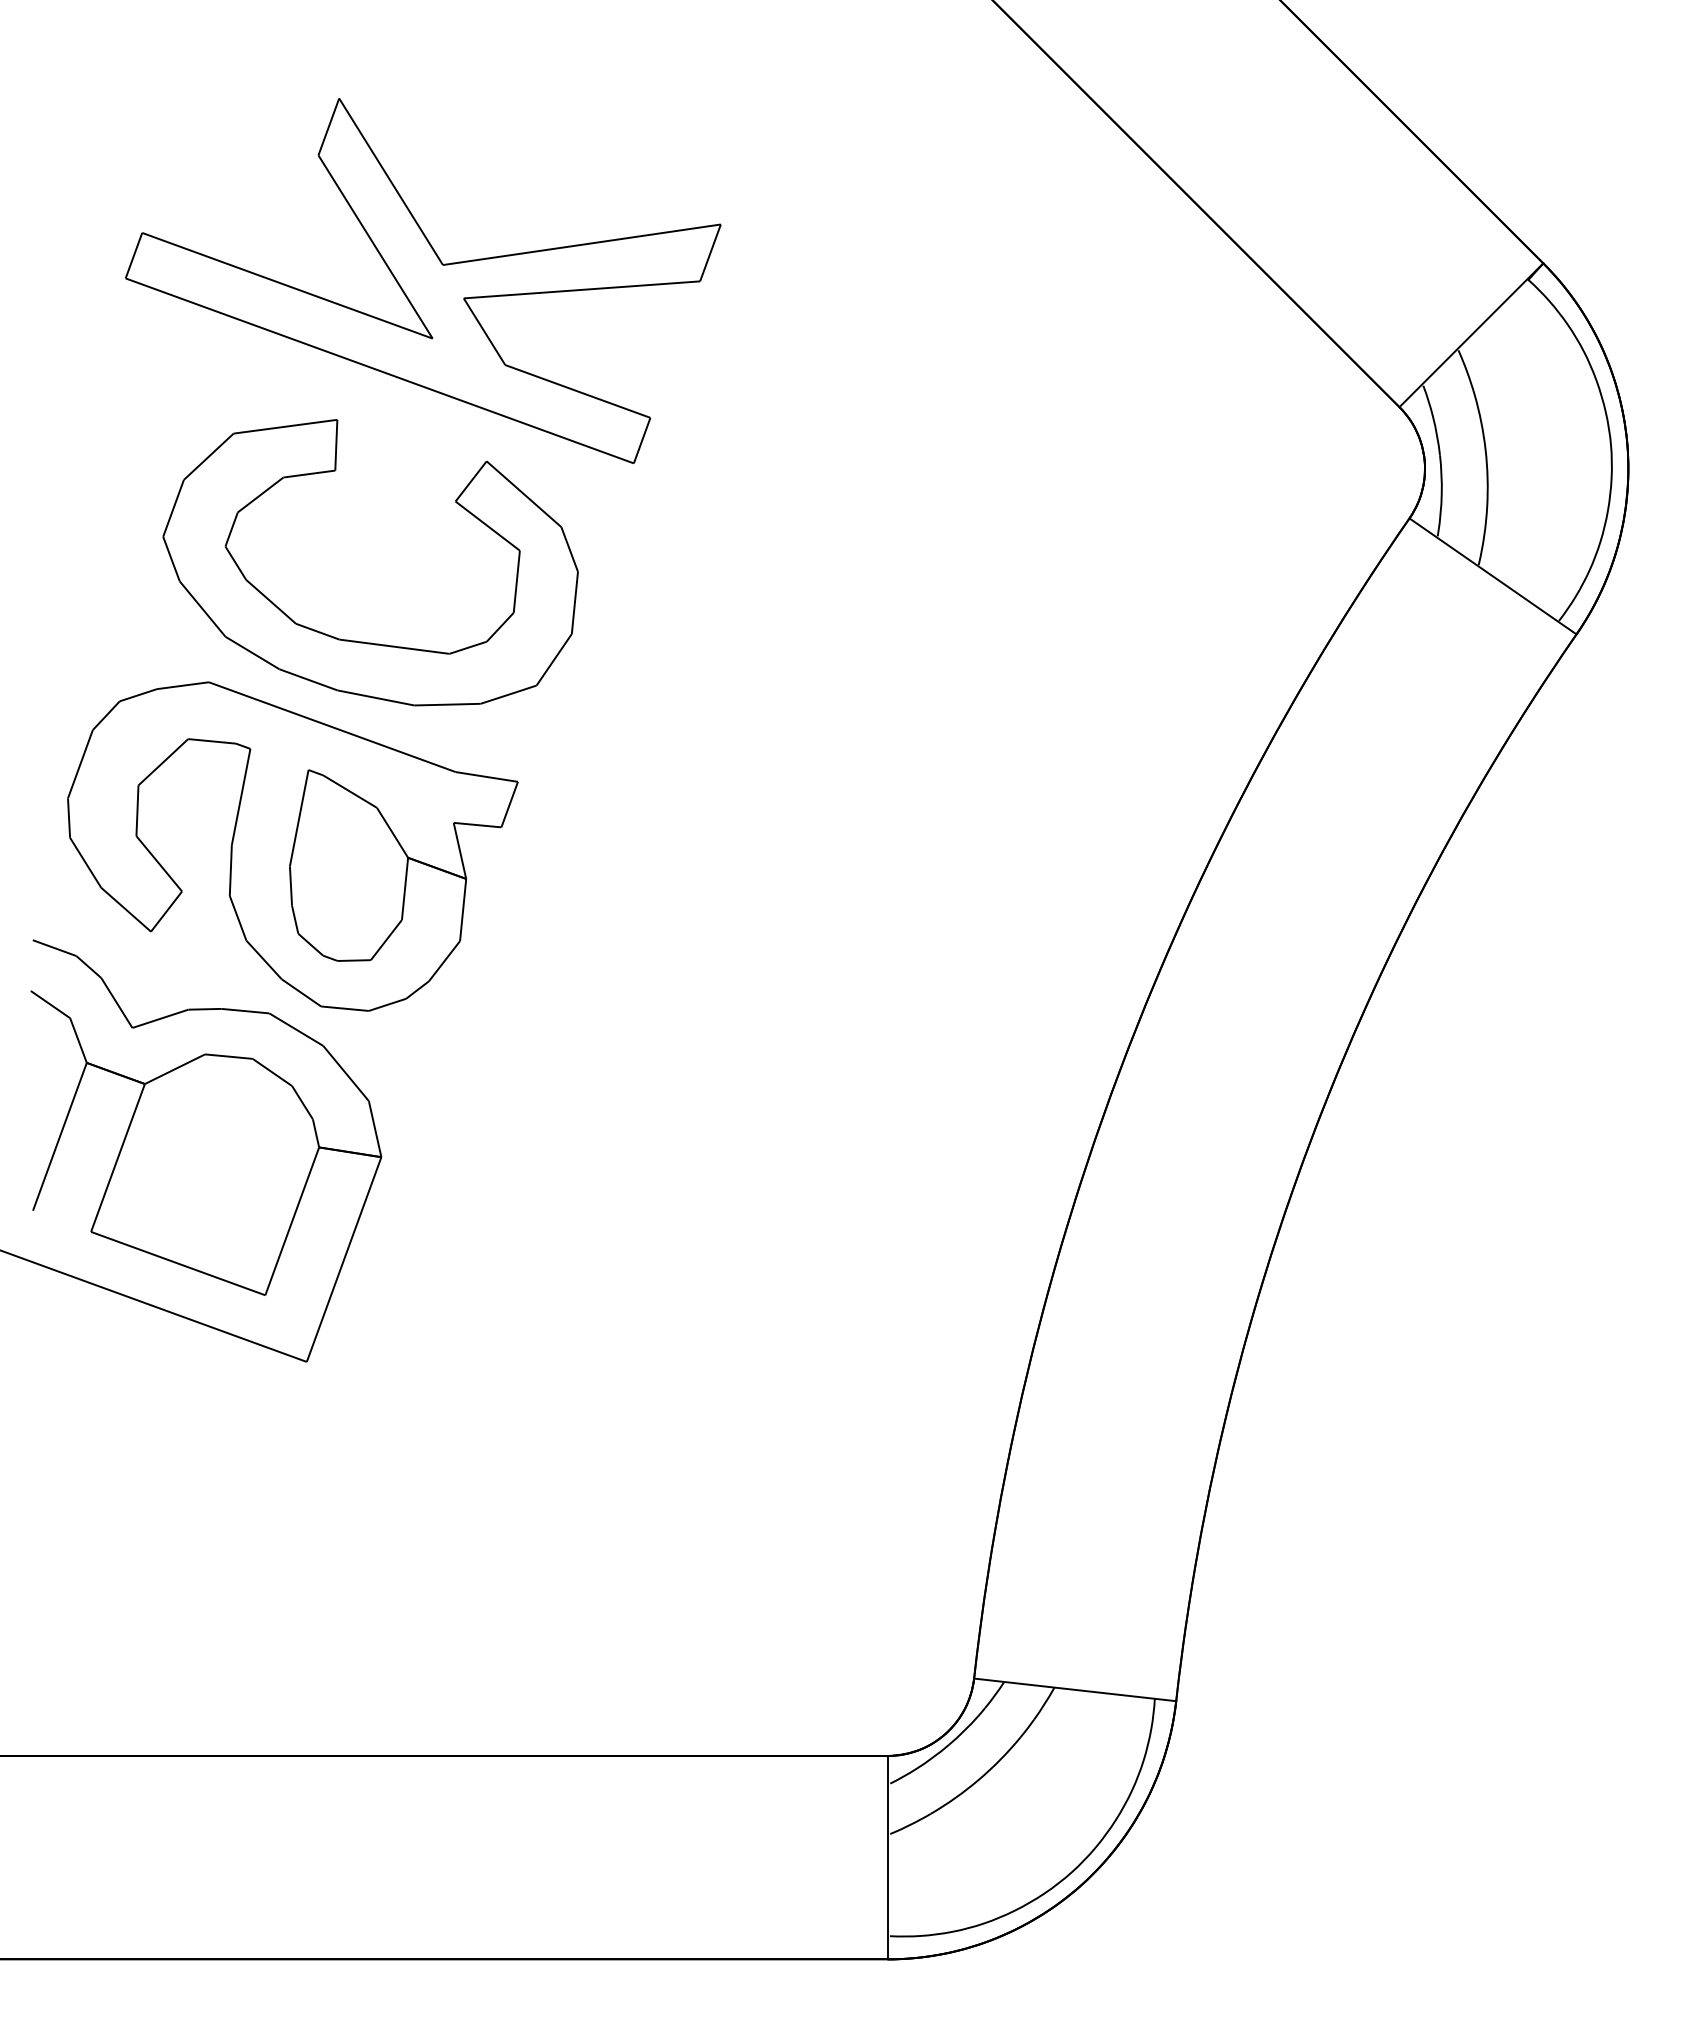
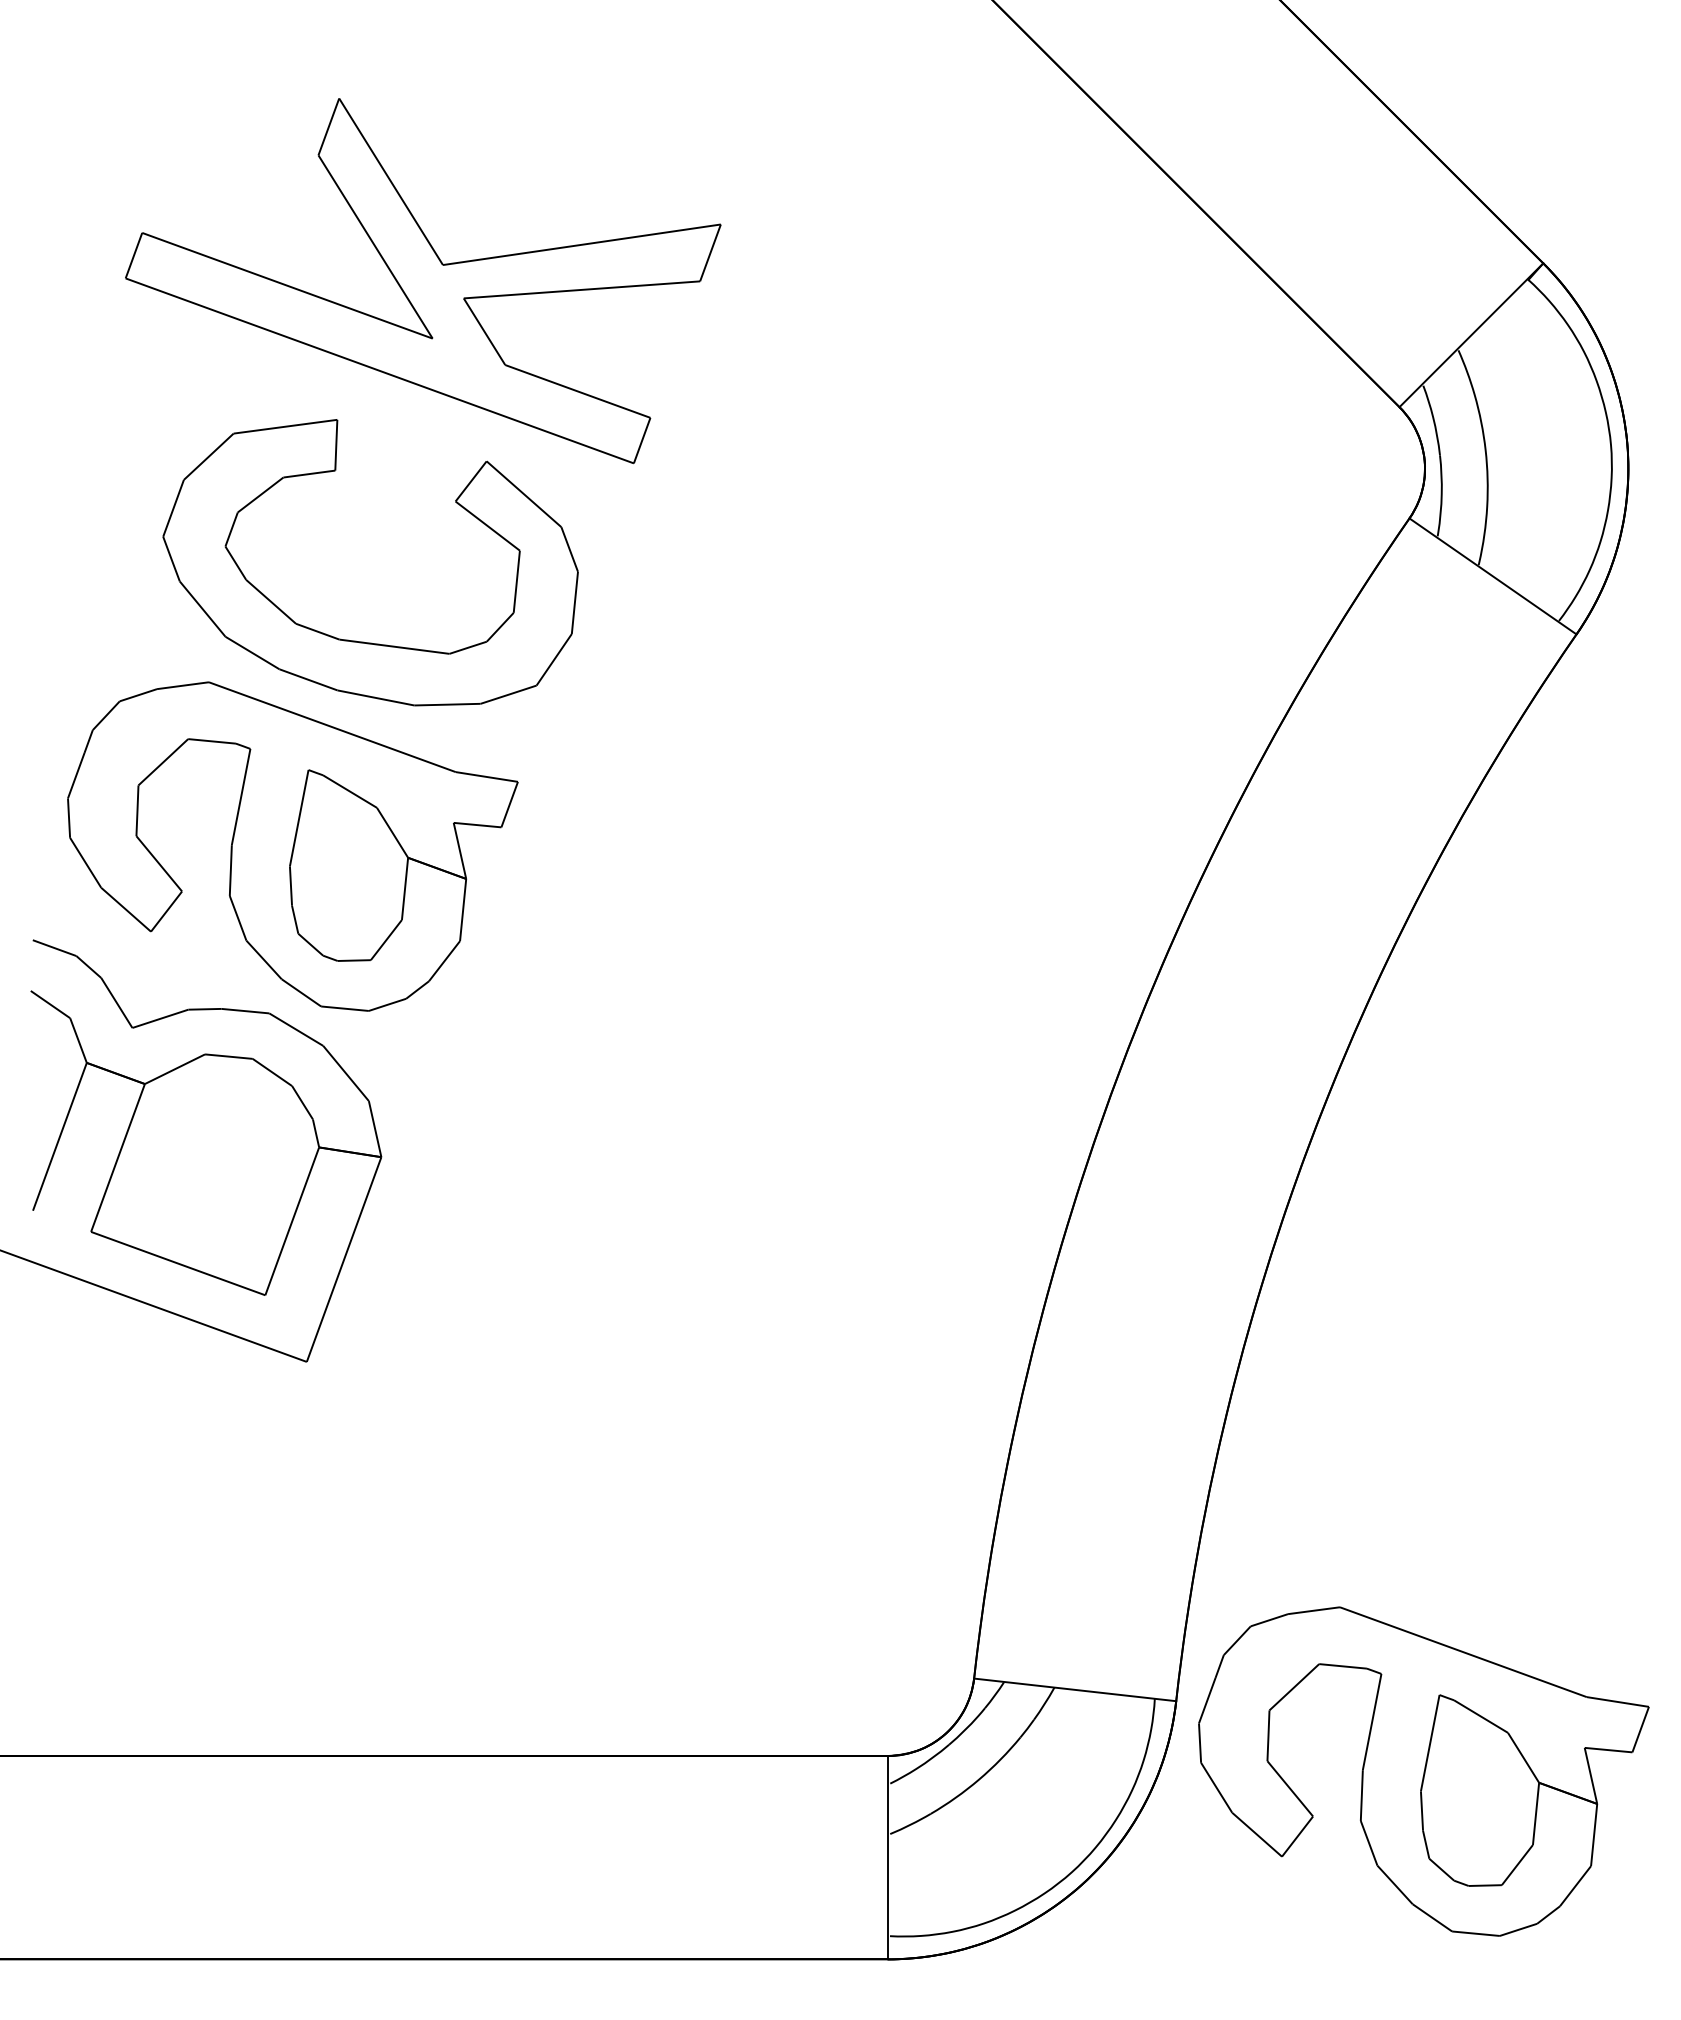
part: none -> present (1423, 1771)
